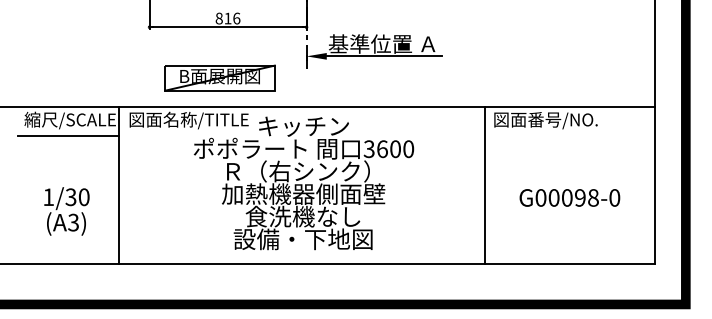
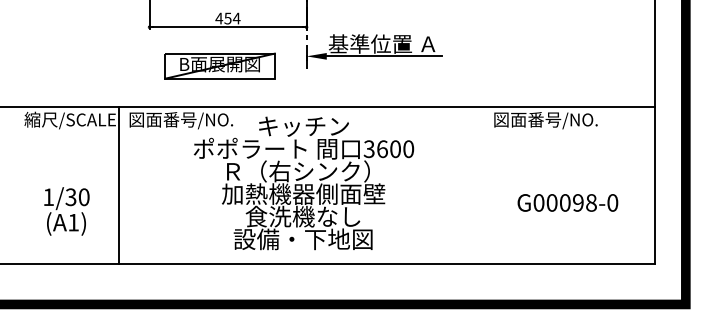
text: 816 -> 454 (227, 18)
part position: (219, 77) -> (219, 65) (219, 65)
text: 図面名称/TITLE -> 図面番号/NO. (205, 119)
line: present -> none (68, 136)
line: present -> none (485, 184)
text position: (569, 197) -> (567, 202) (567, 202)
text: (A3) -> (A1) (73, 222)
